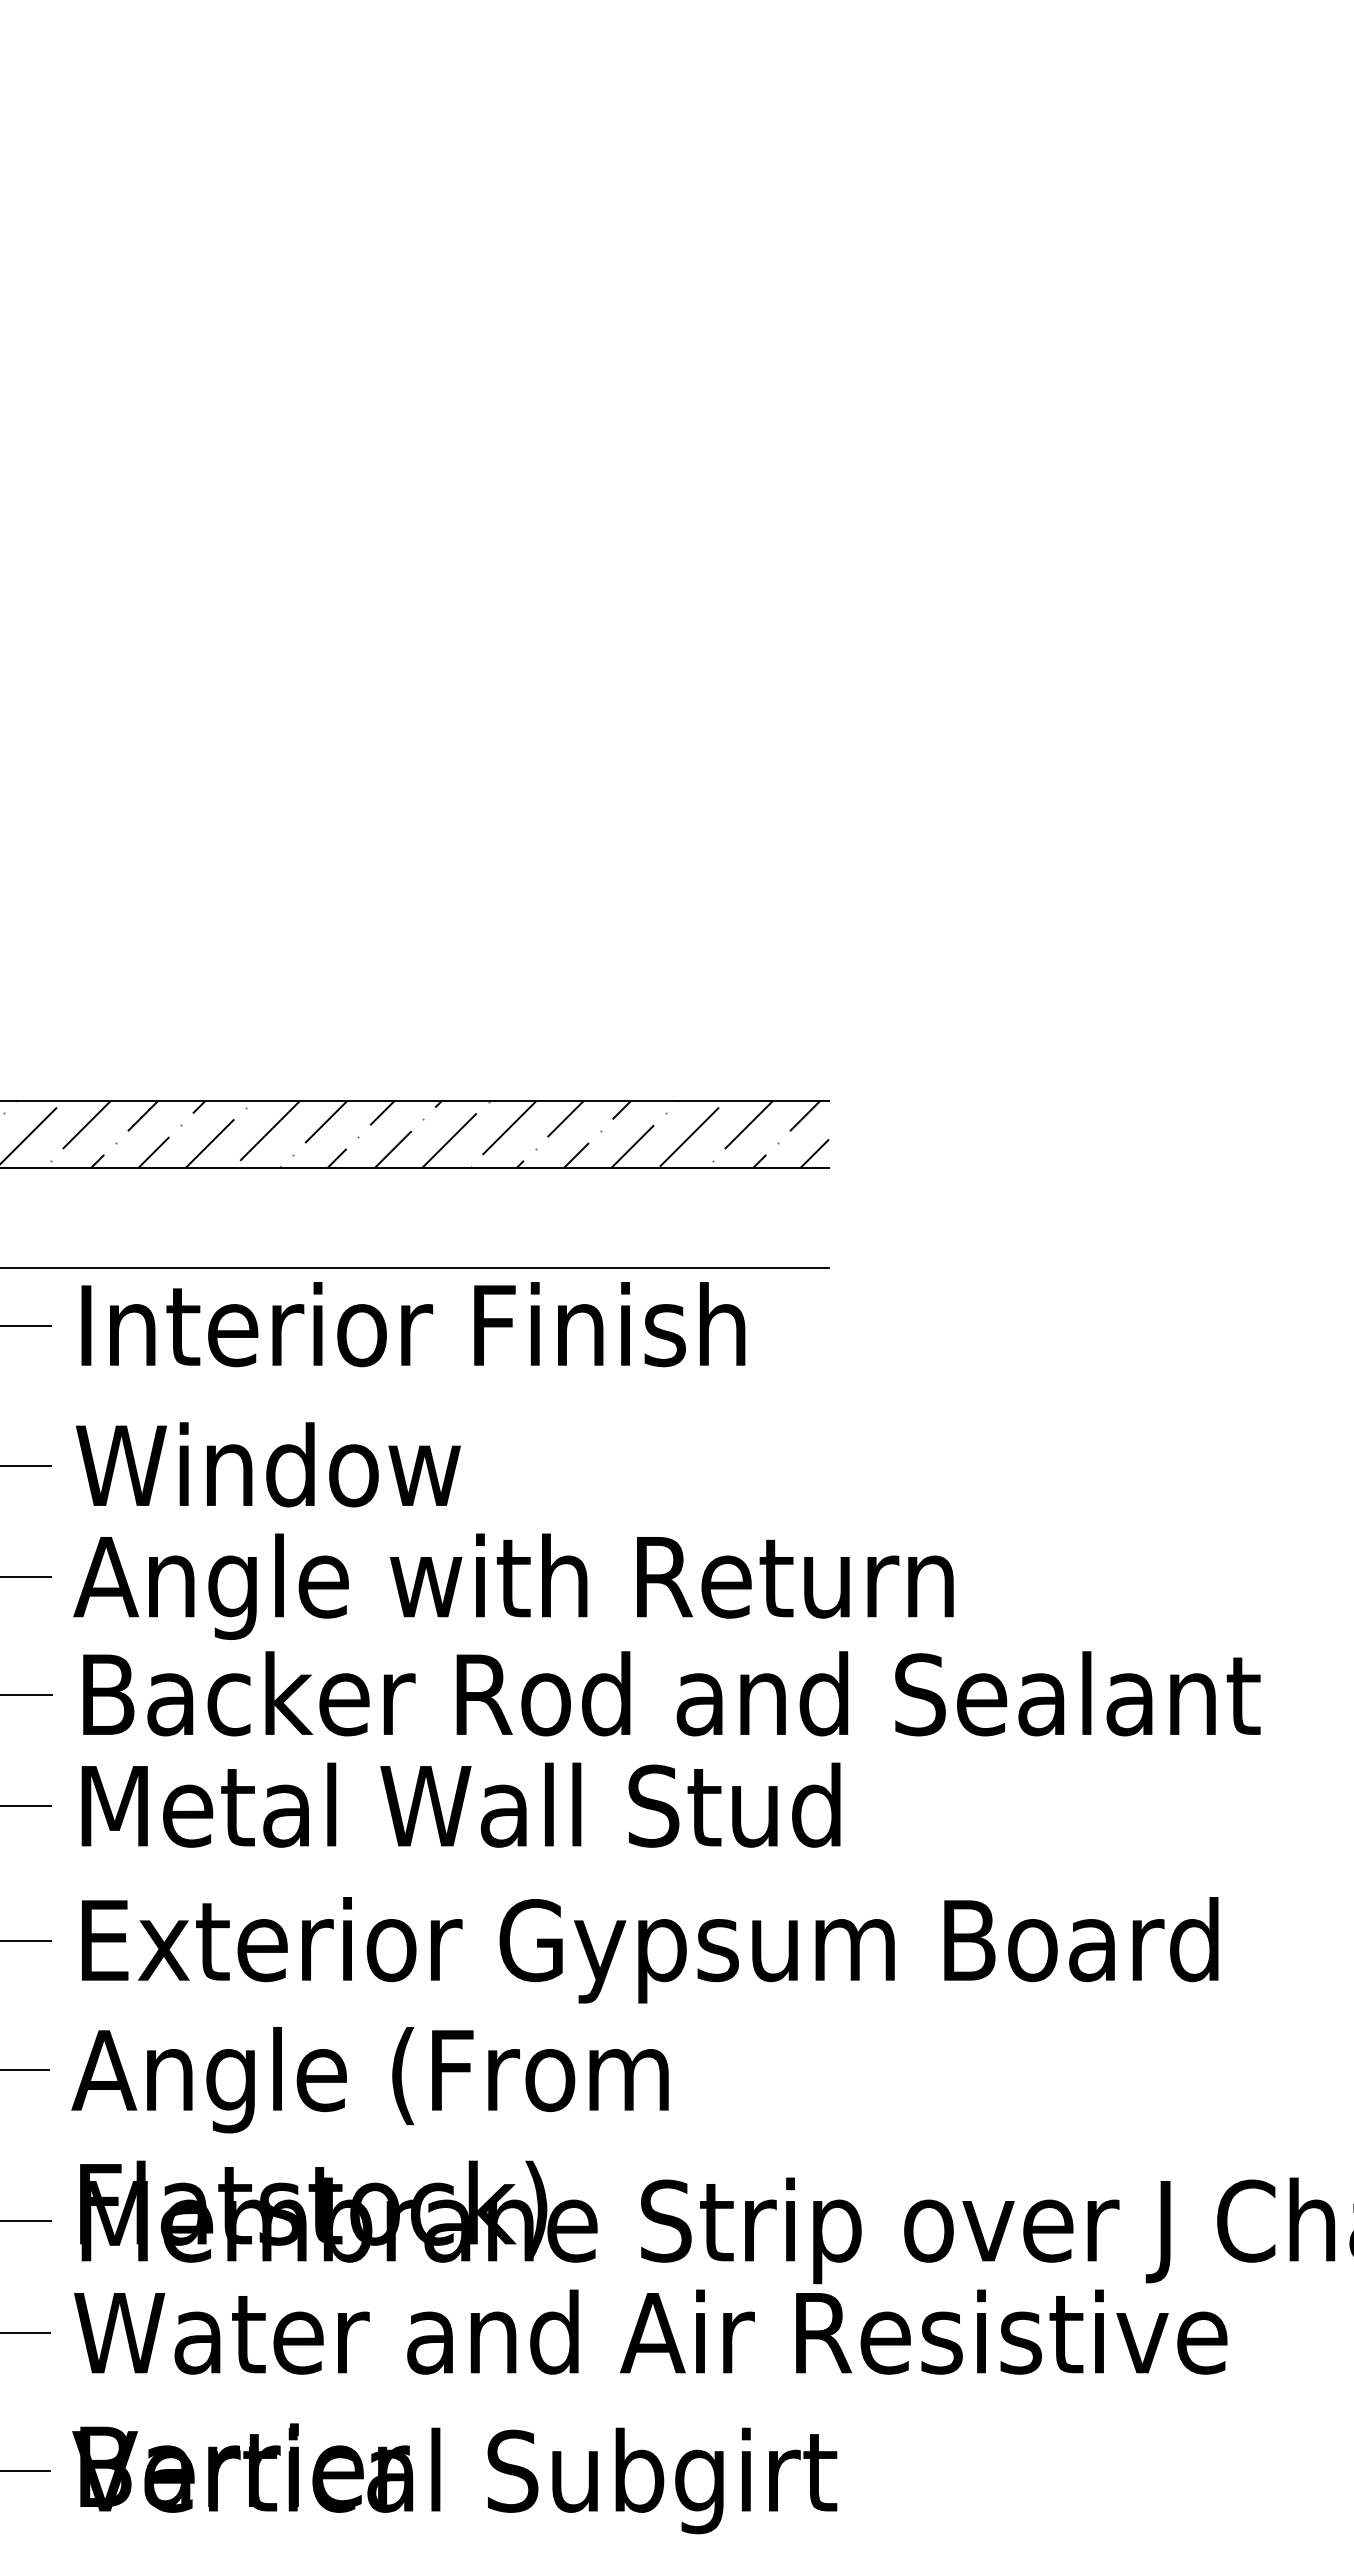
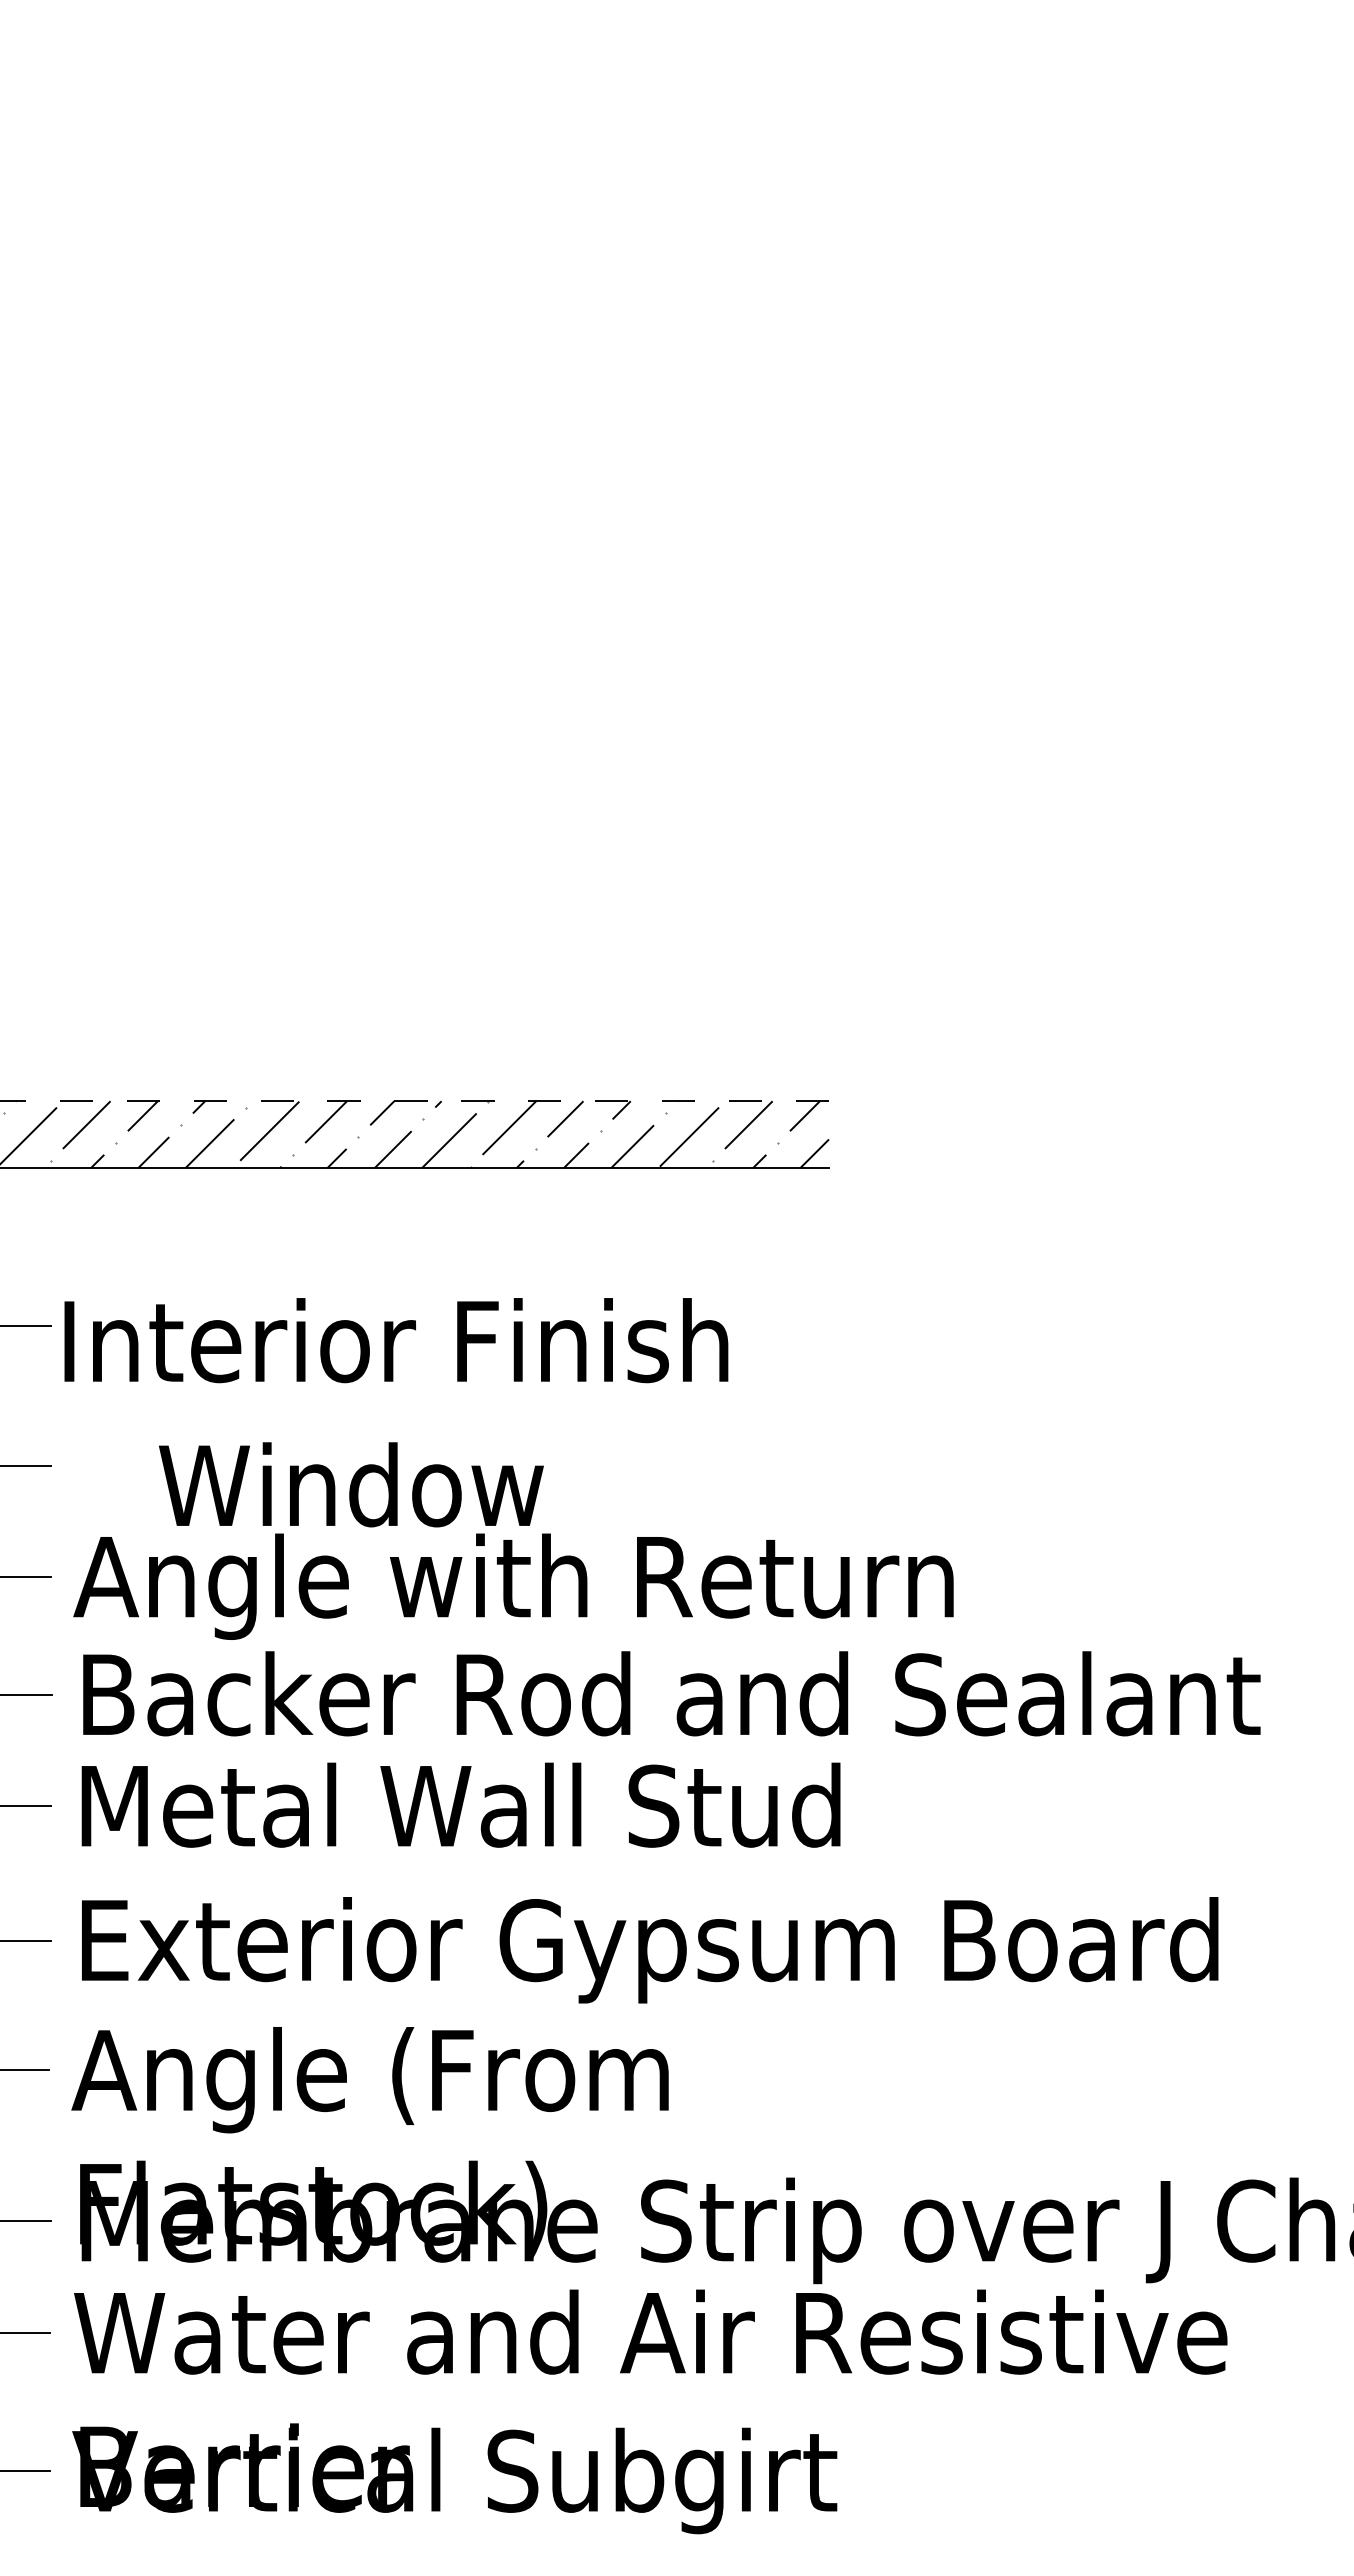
line: solid -> dashed (414, 1101)
line: present -> none (415, 1268)
text position: (413, 1324) -> (396, 1340) (396, 1340)
text position: (268, 1464) -> (351, 1484) (351, 1484)
